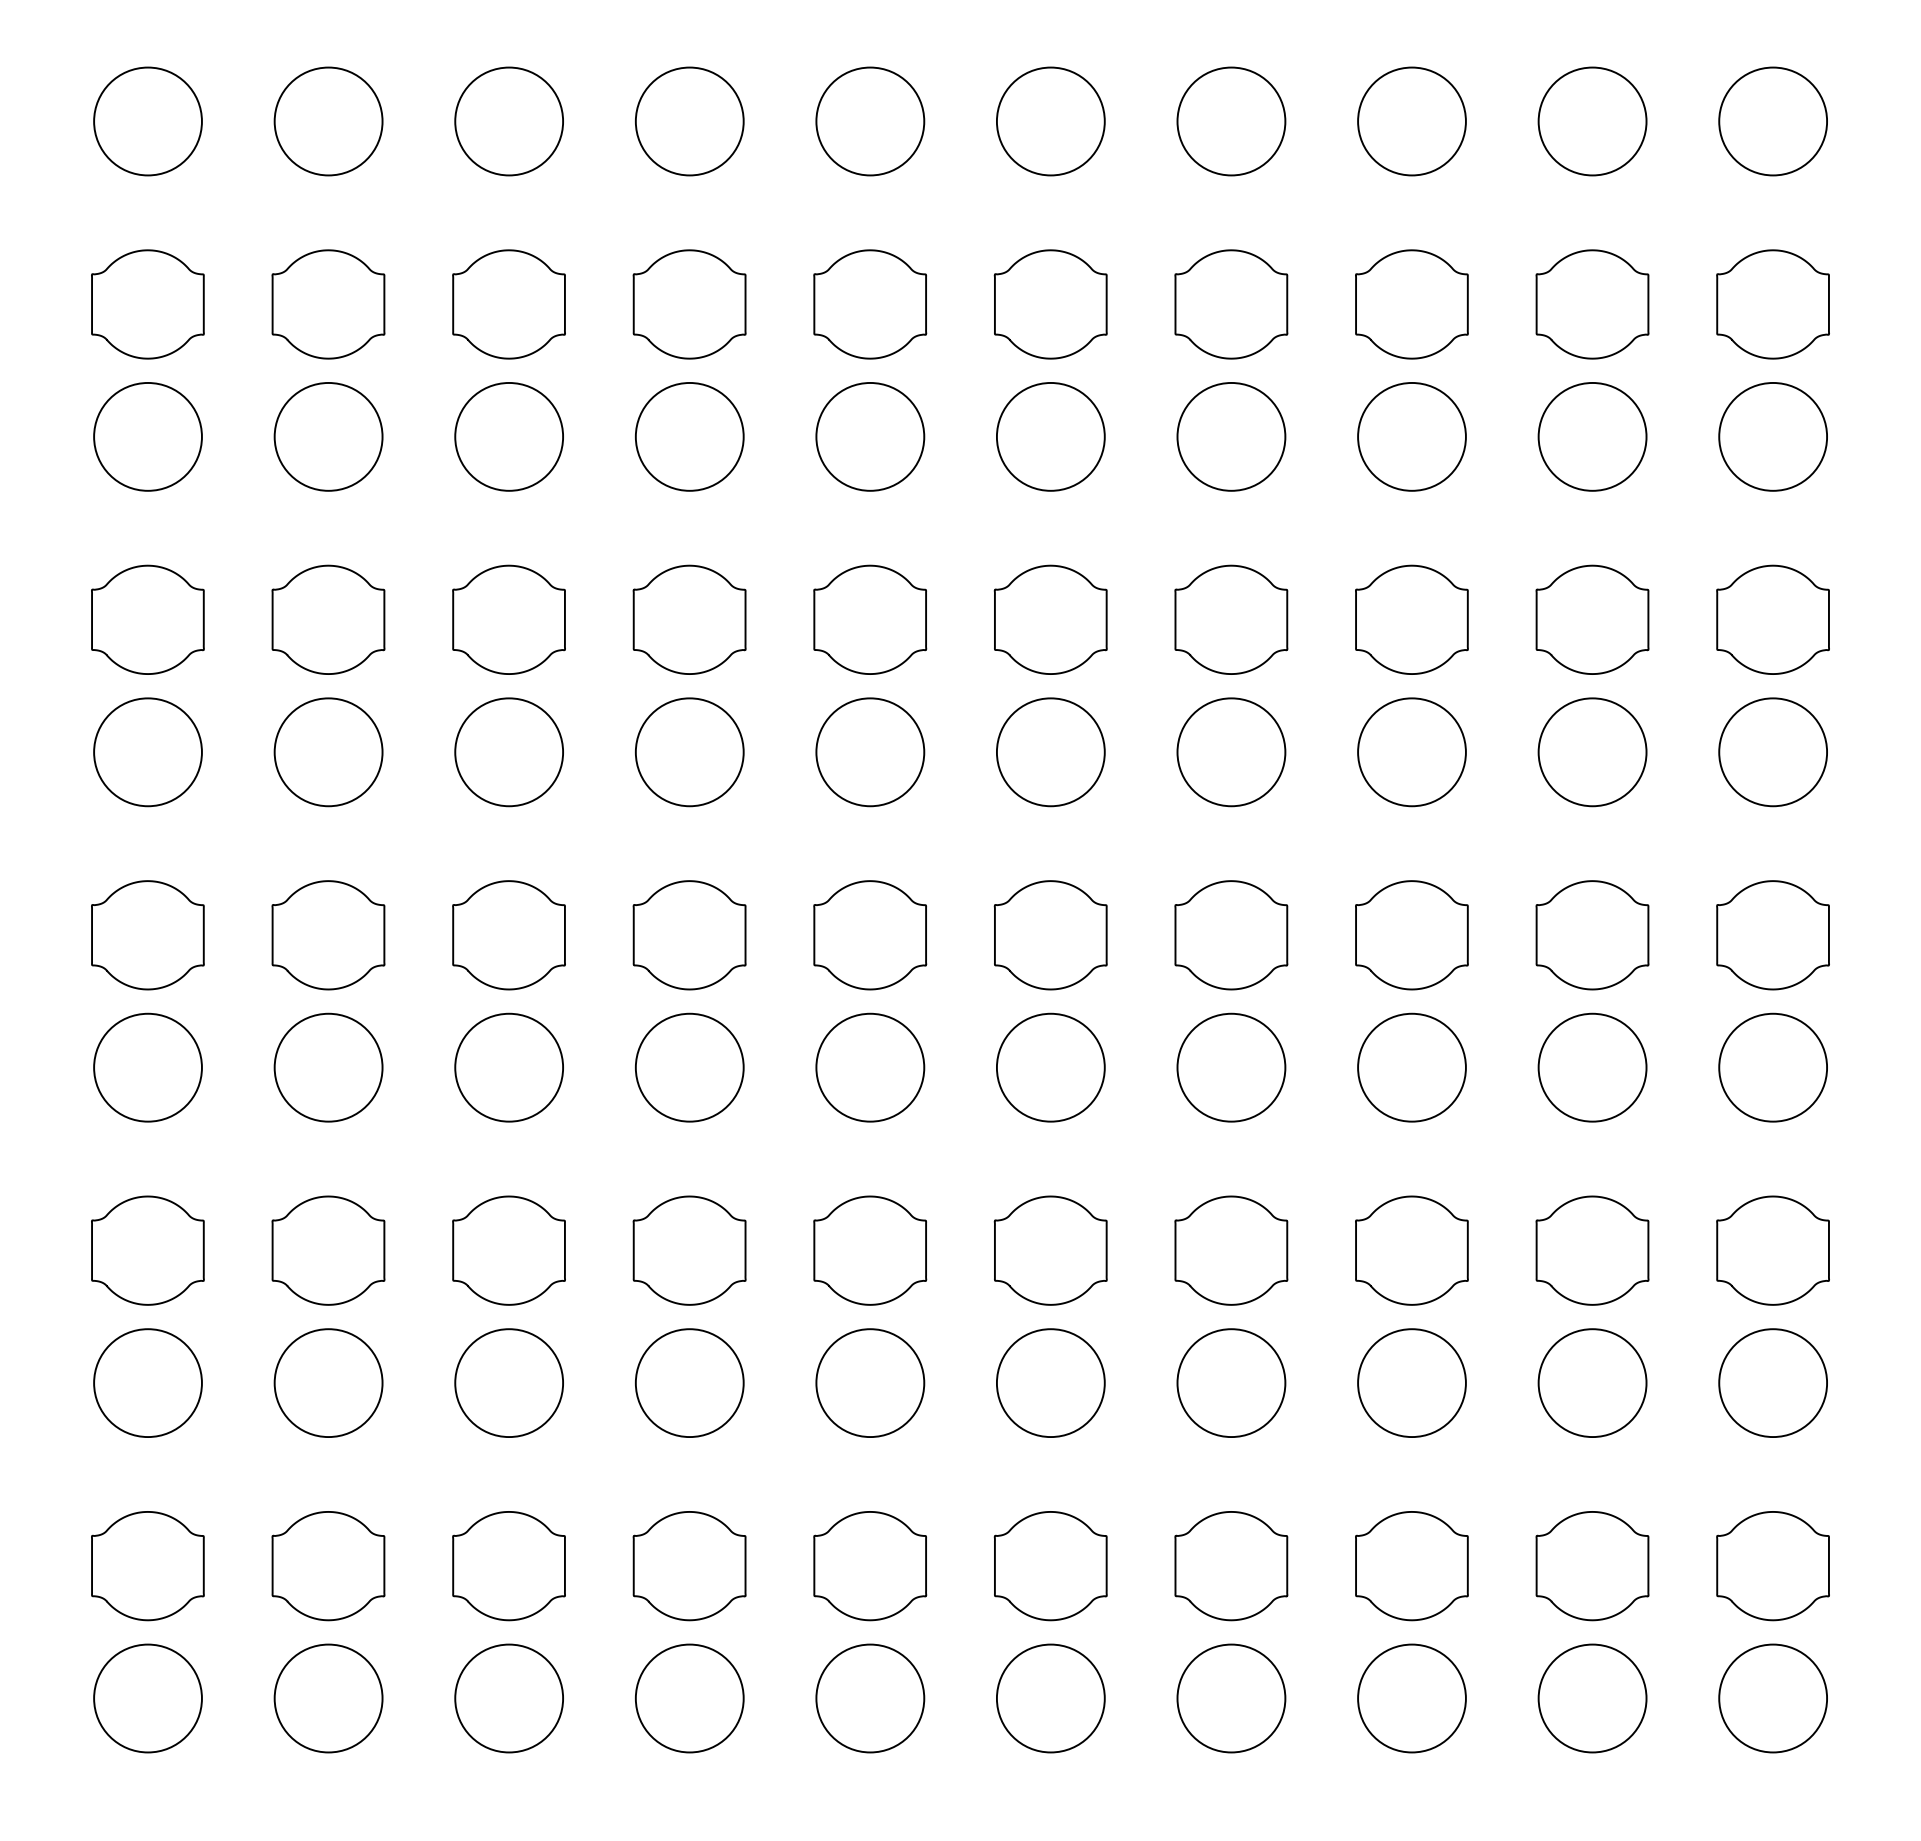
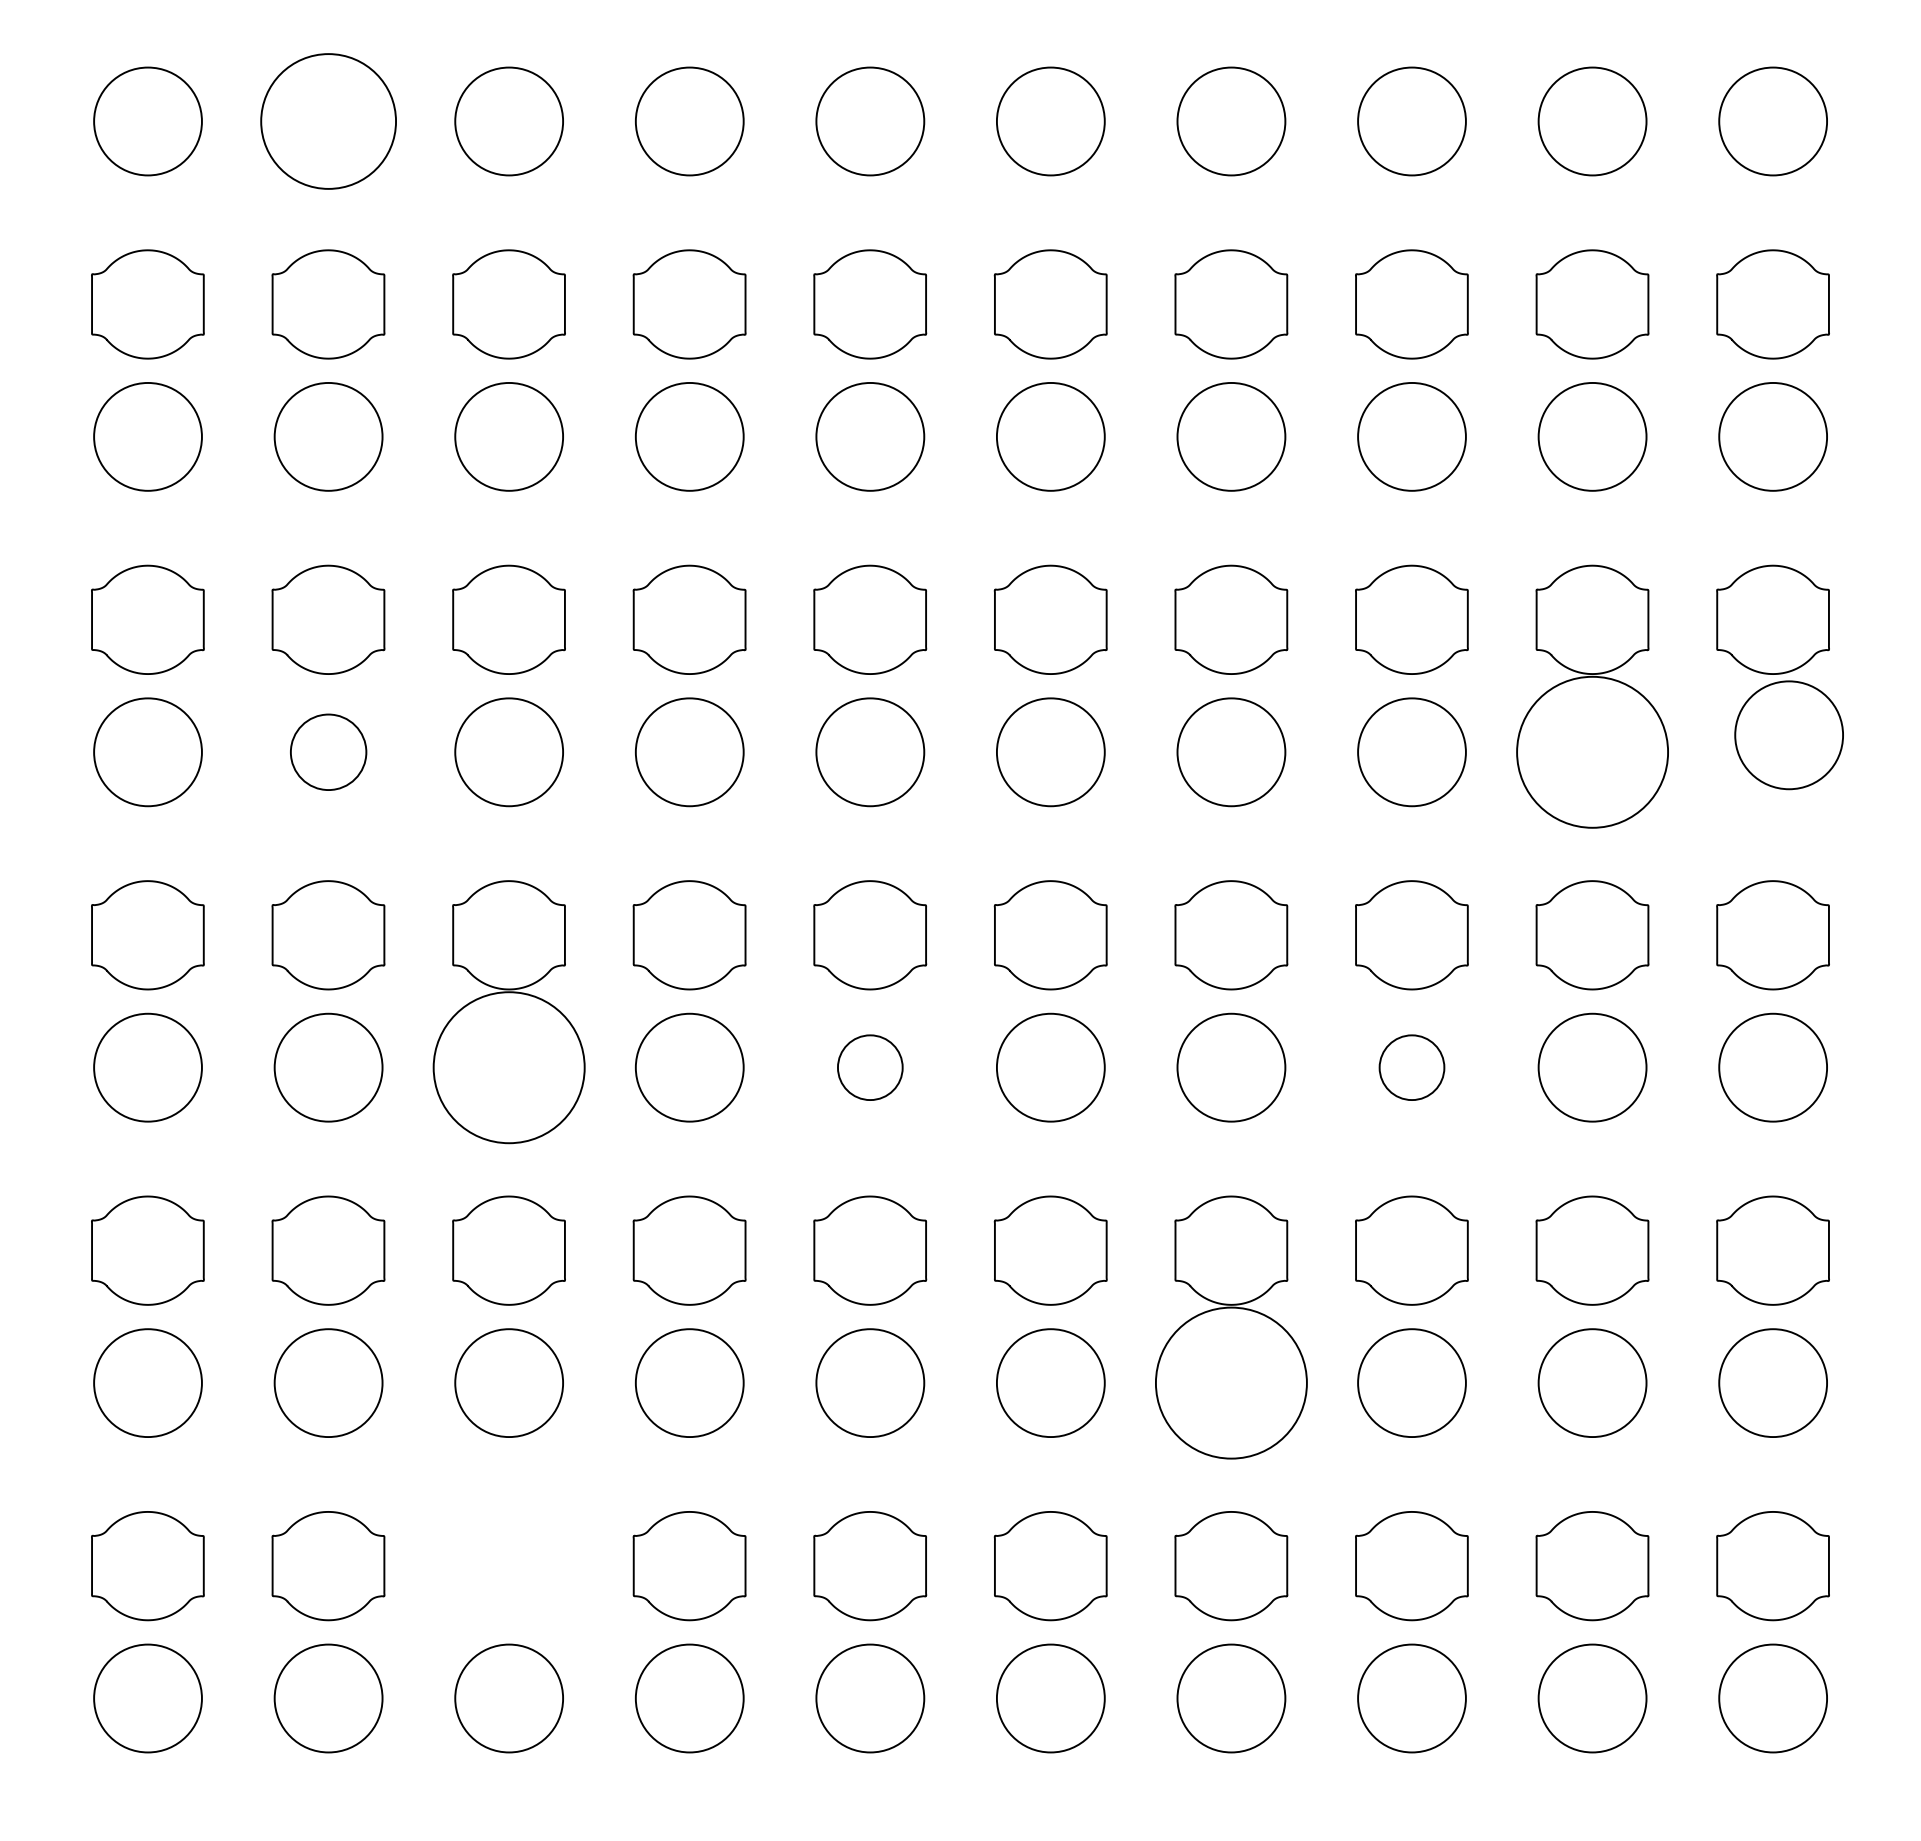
circle diameter: 108 px -> 135 px (328, 121)
circle diameter: 108 px -> 76 px (328, 752)
circle diameter: 108 px -> 151 px (1592, 751)
circle position: (1772, 752) -> (1788, 735) (1788, 735)
circle diameter: 108 px -> 151 px (508, 1067)
circle diameter: 108 px -> 65 px (869, 1067)
circle diameter: 108 px -> 65 px (1411, 1067)
circle diameter: 108 px -> 151 px (1230, 1382)
part: present -> none (508, 1566)
